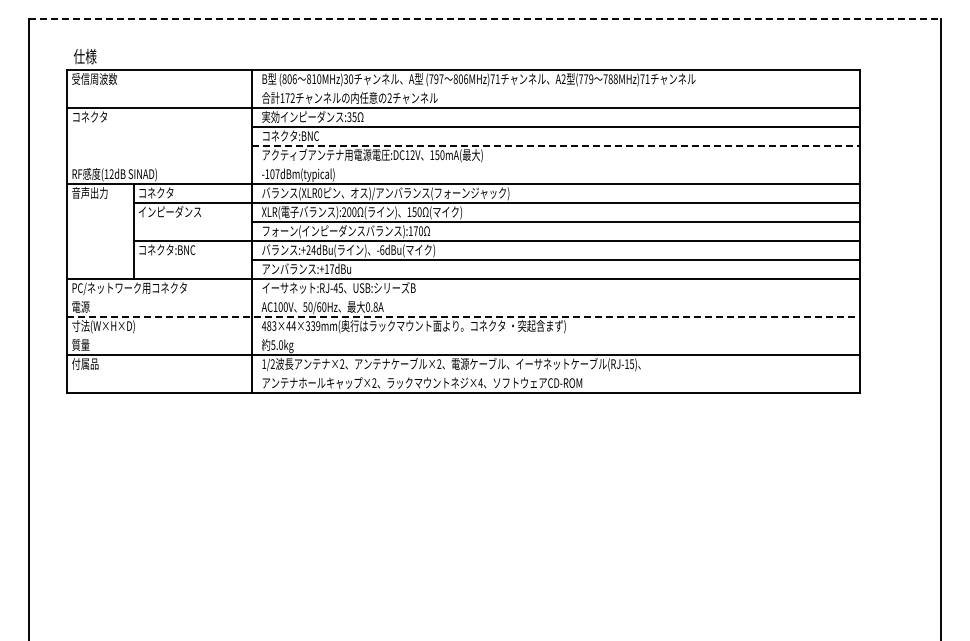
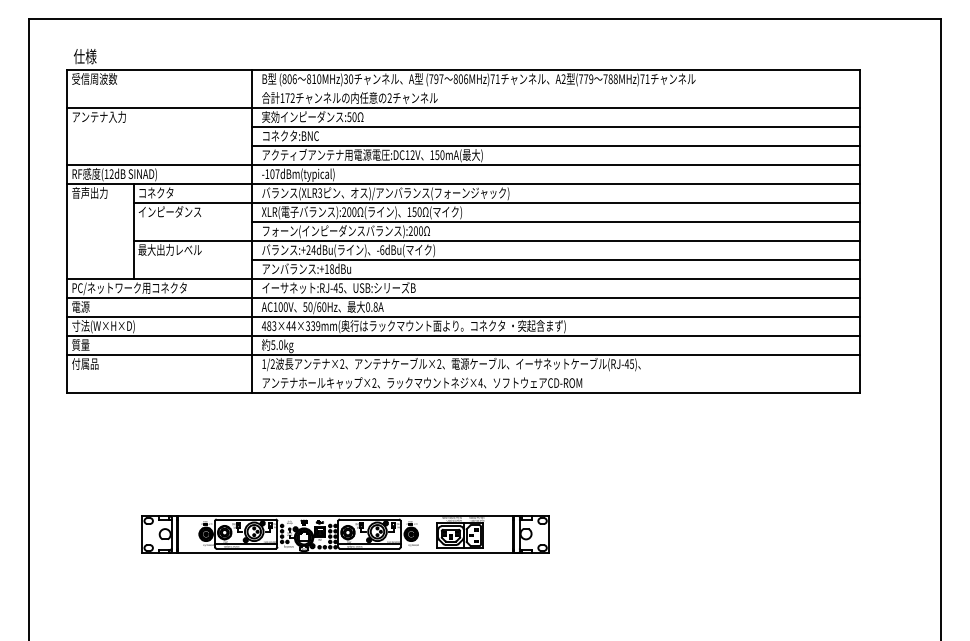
line: dashed -> solid (485, 19)
text: コネクタ -> アンテナ入力 (98, 116)
text: :35 -> :50 (351, 116)
line: dashed -> solid (555, 145)
line: none -> present (463, 164)
text: (XLR0 -> (XLR3 (320, 192)
text: ):170 -> ):200 (412, 230)
text: コネクタ:BNC -> 最大出力レベル (169, 249)
text: :+17dBu -> :+18dBu (332, 268)
line: none -> present (463, 297)
line: dashed -> solid (463, 316)
line: none -> present (463, 335)
text: (RJ-15) -> (RJ-45) (626, 363)
part: none -> present (345, 534)
